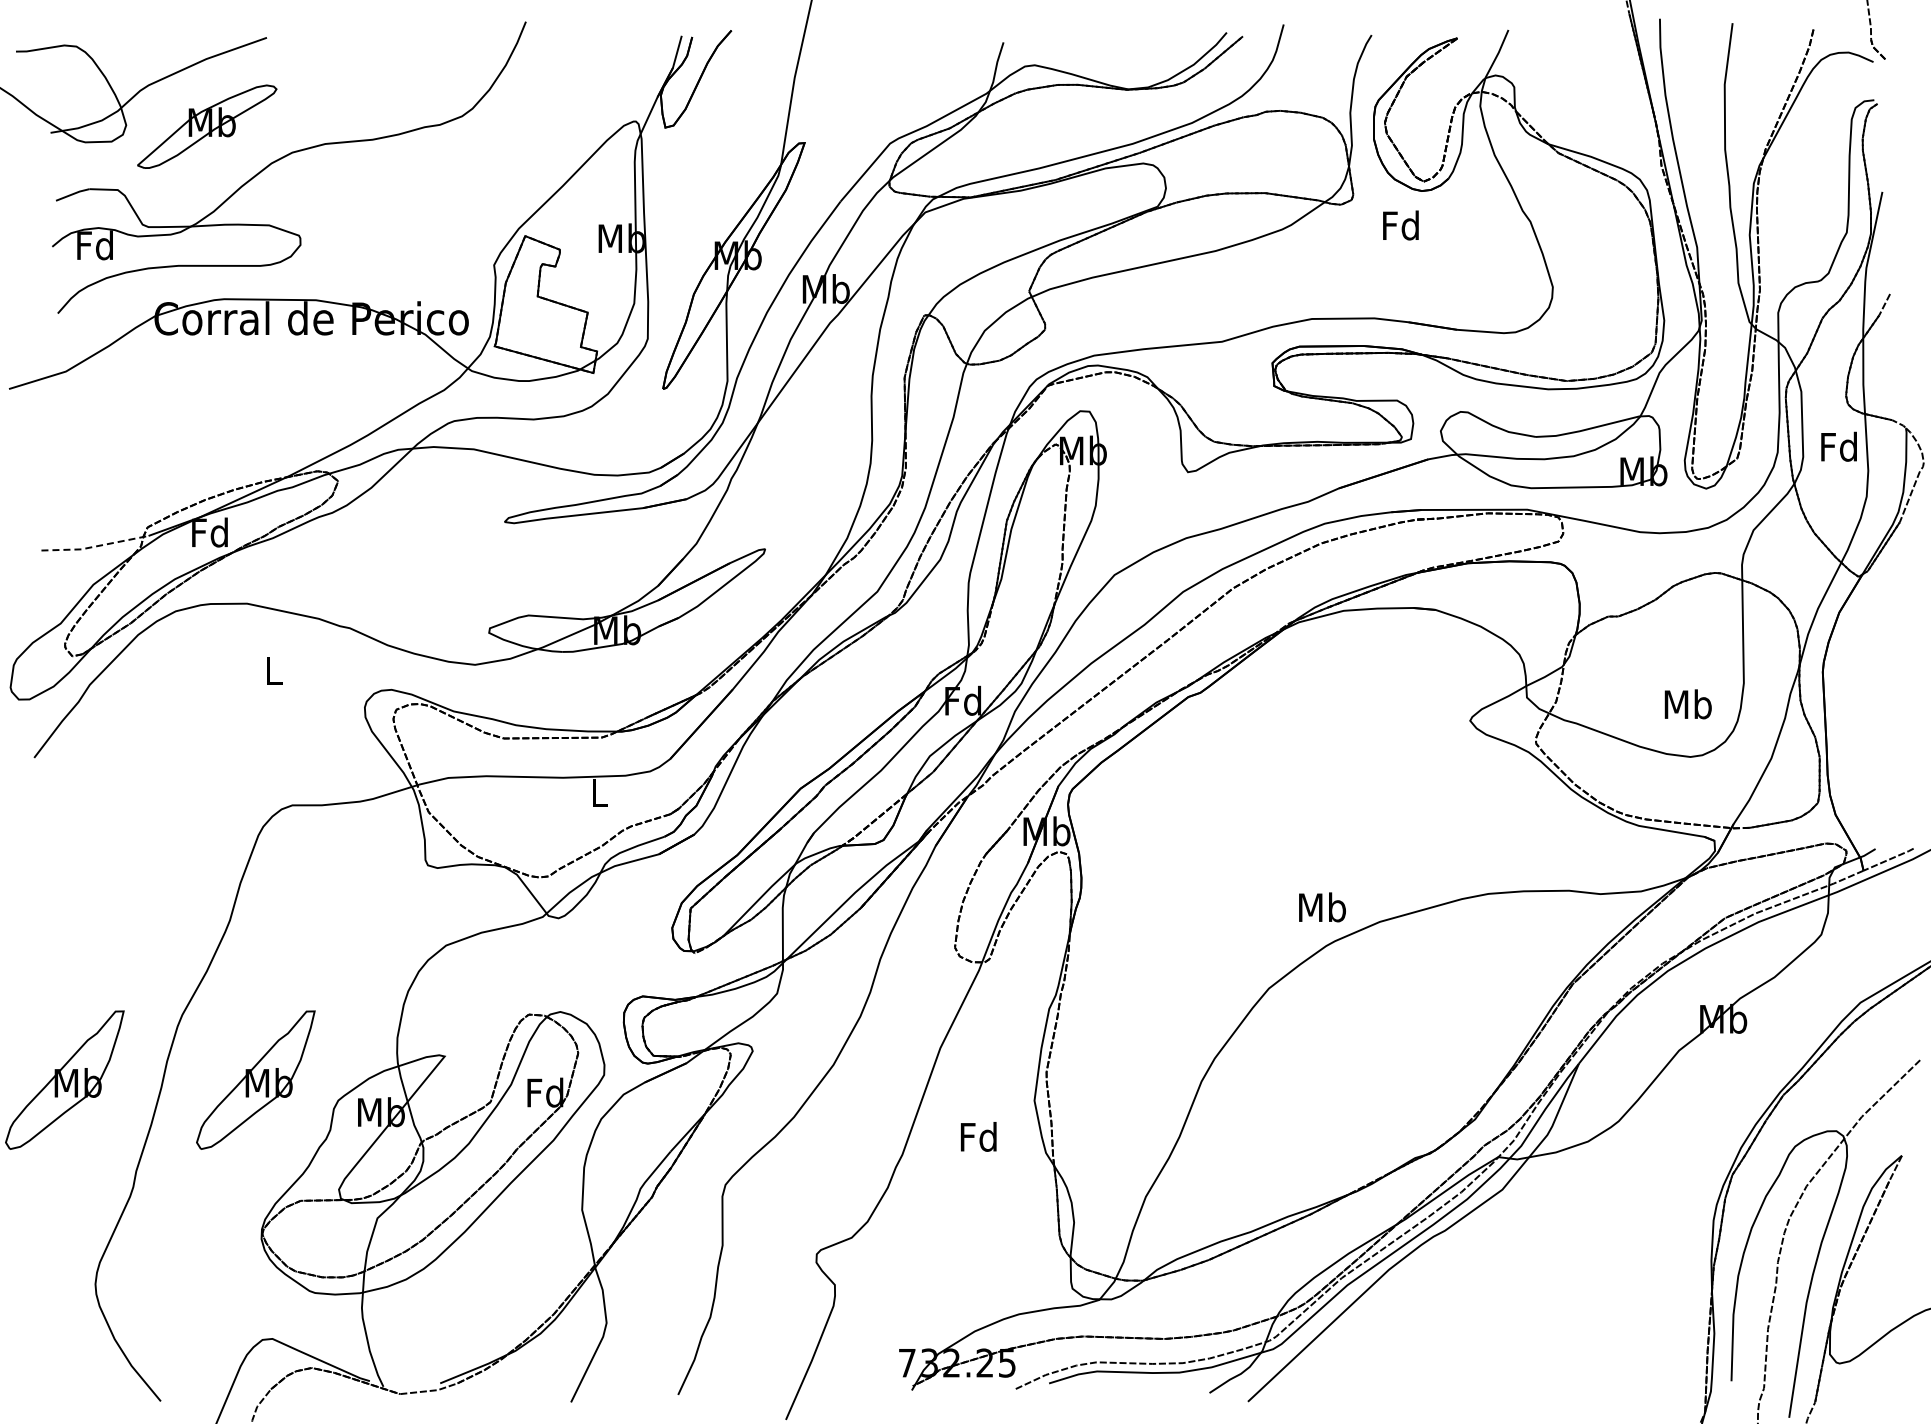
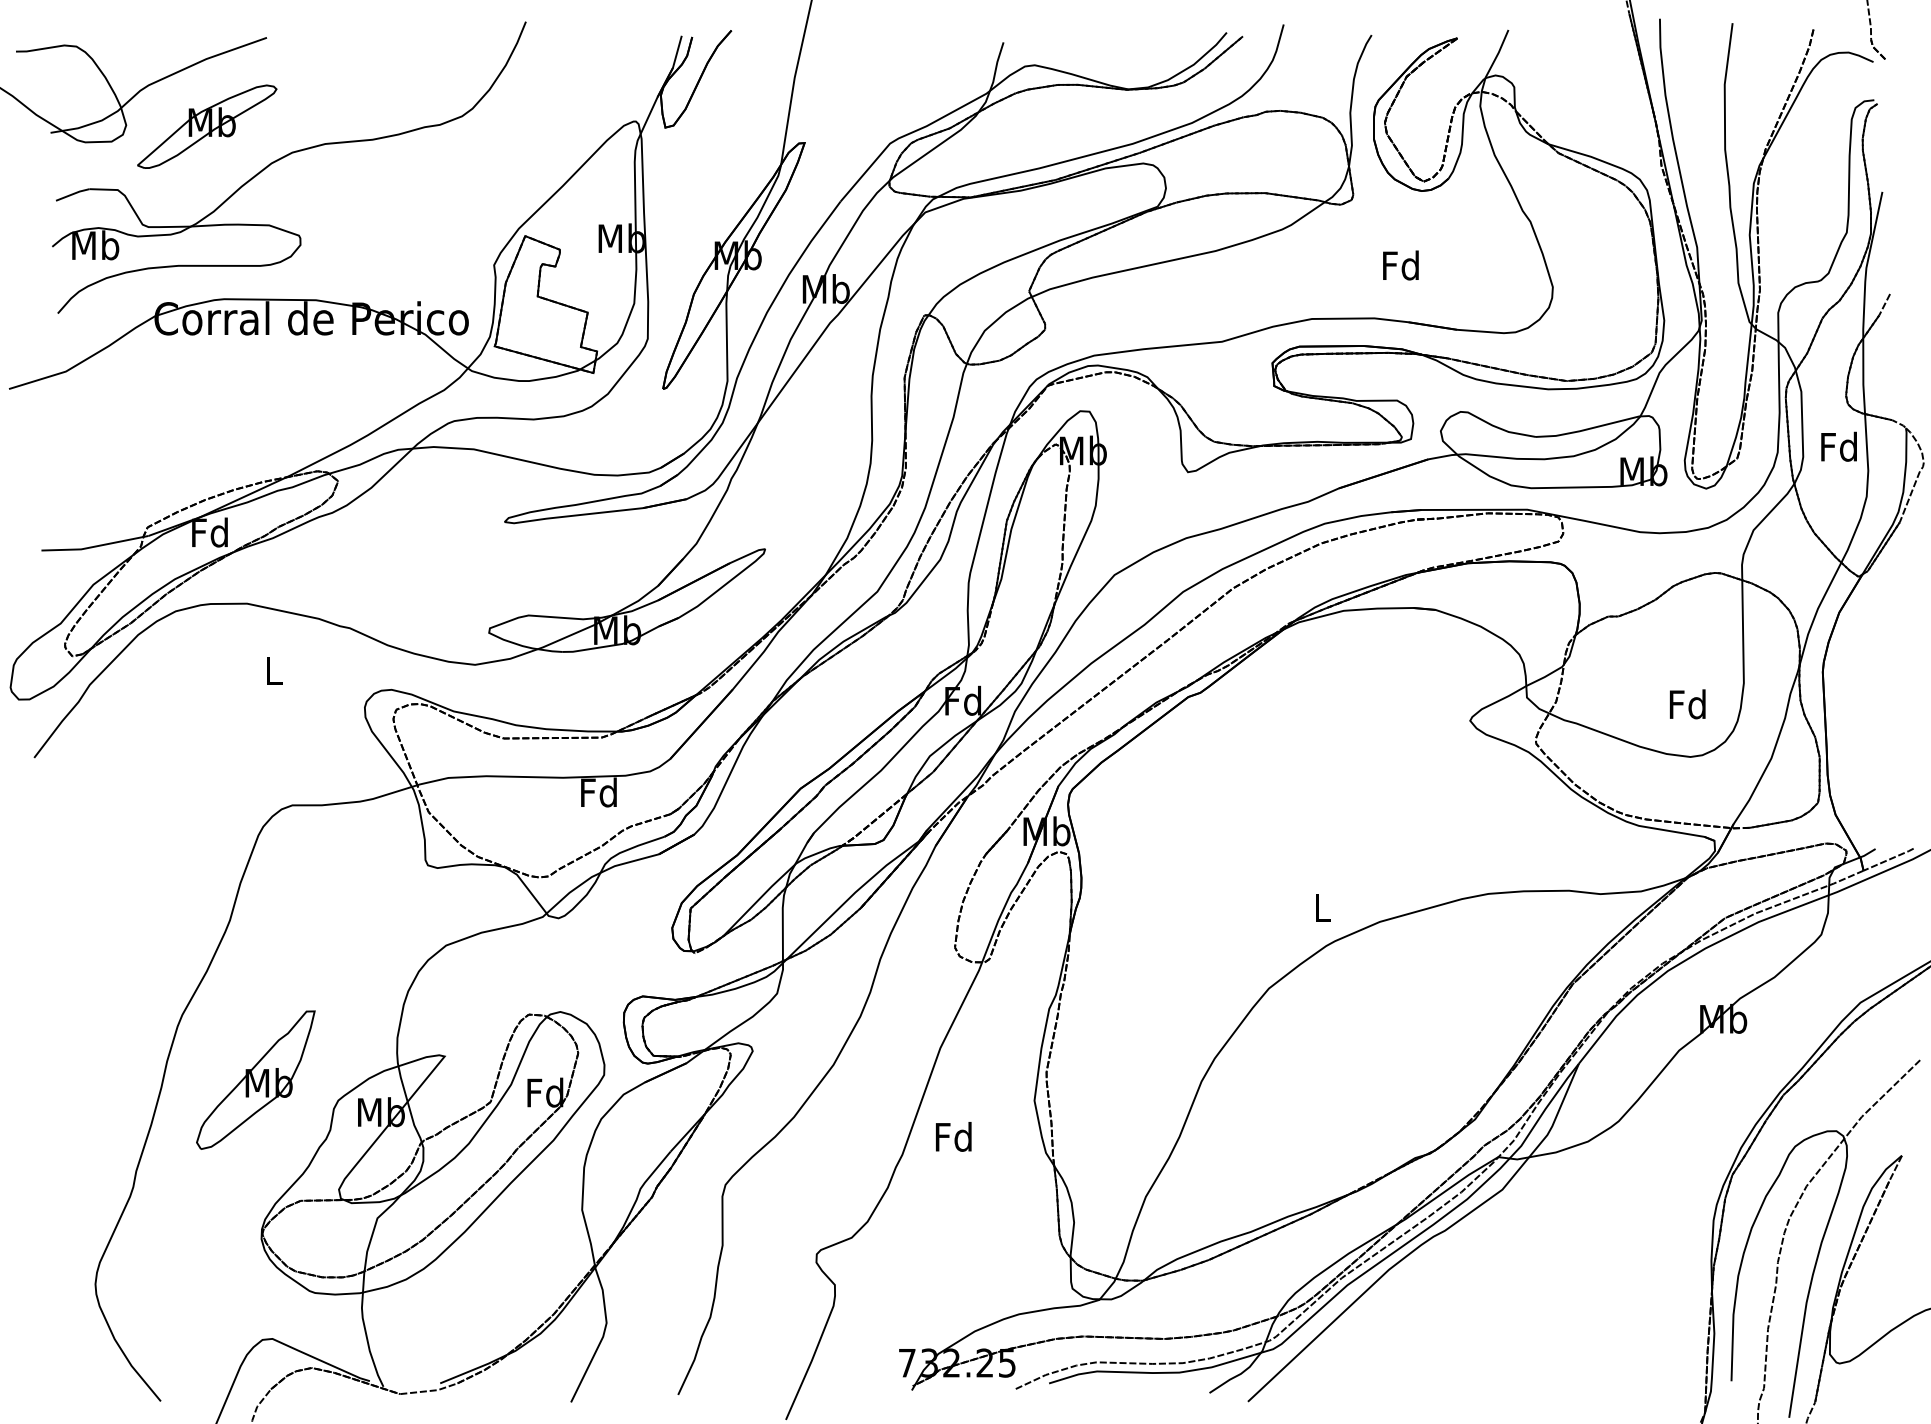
text position: (1400, 225) -> (1400, 265) (1400, 265)
text: Fd -> Mb (95, 245)
line: dashed -> solid (94, 546)
text: Mb -> Fd (1687, 704)
text: L -> Fd (598, 792)
text: Mb -> L (1322, 907)
part: present -> none (64, 1079)
text position: (978, 1136) -> (953, 1136) (953, 1136)
